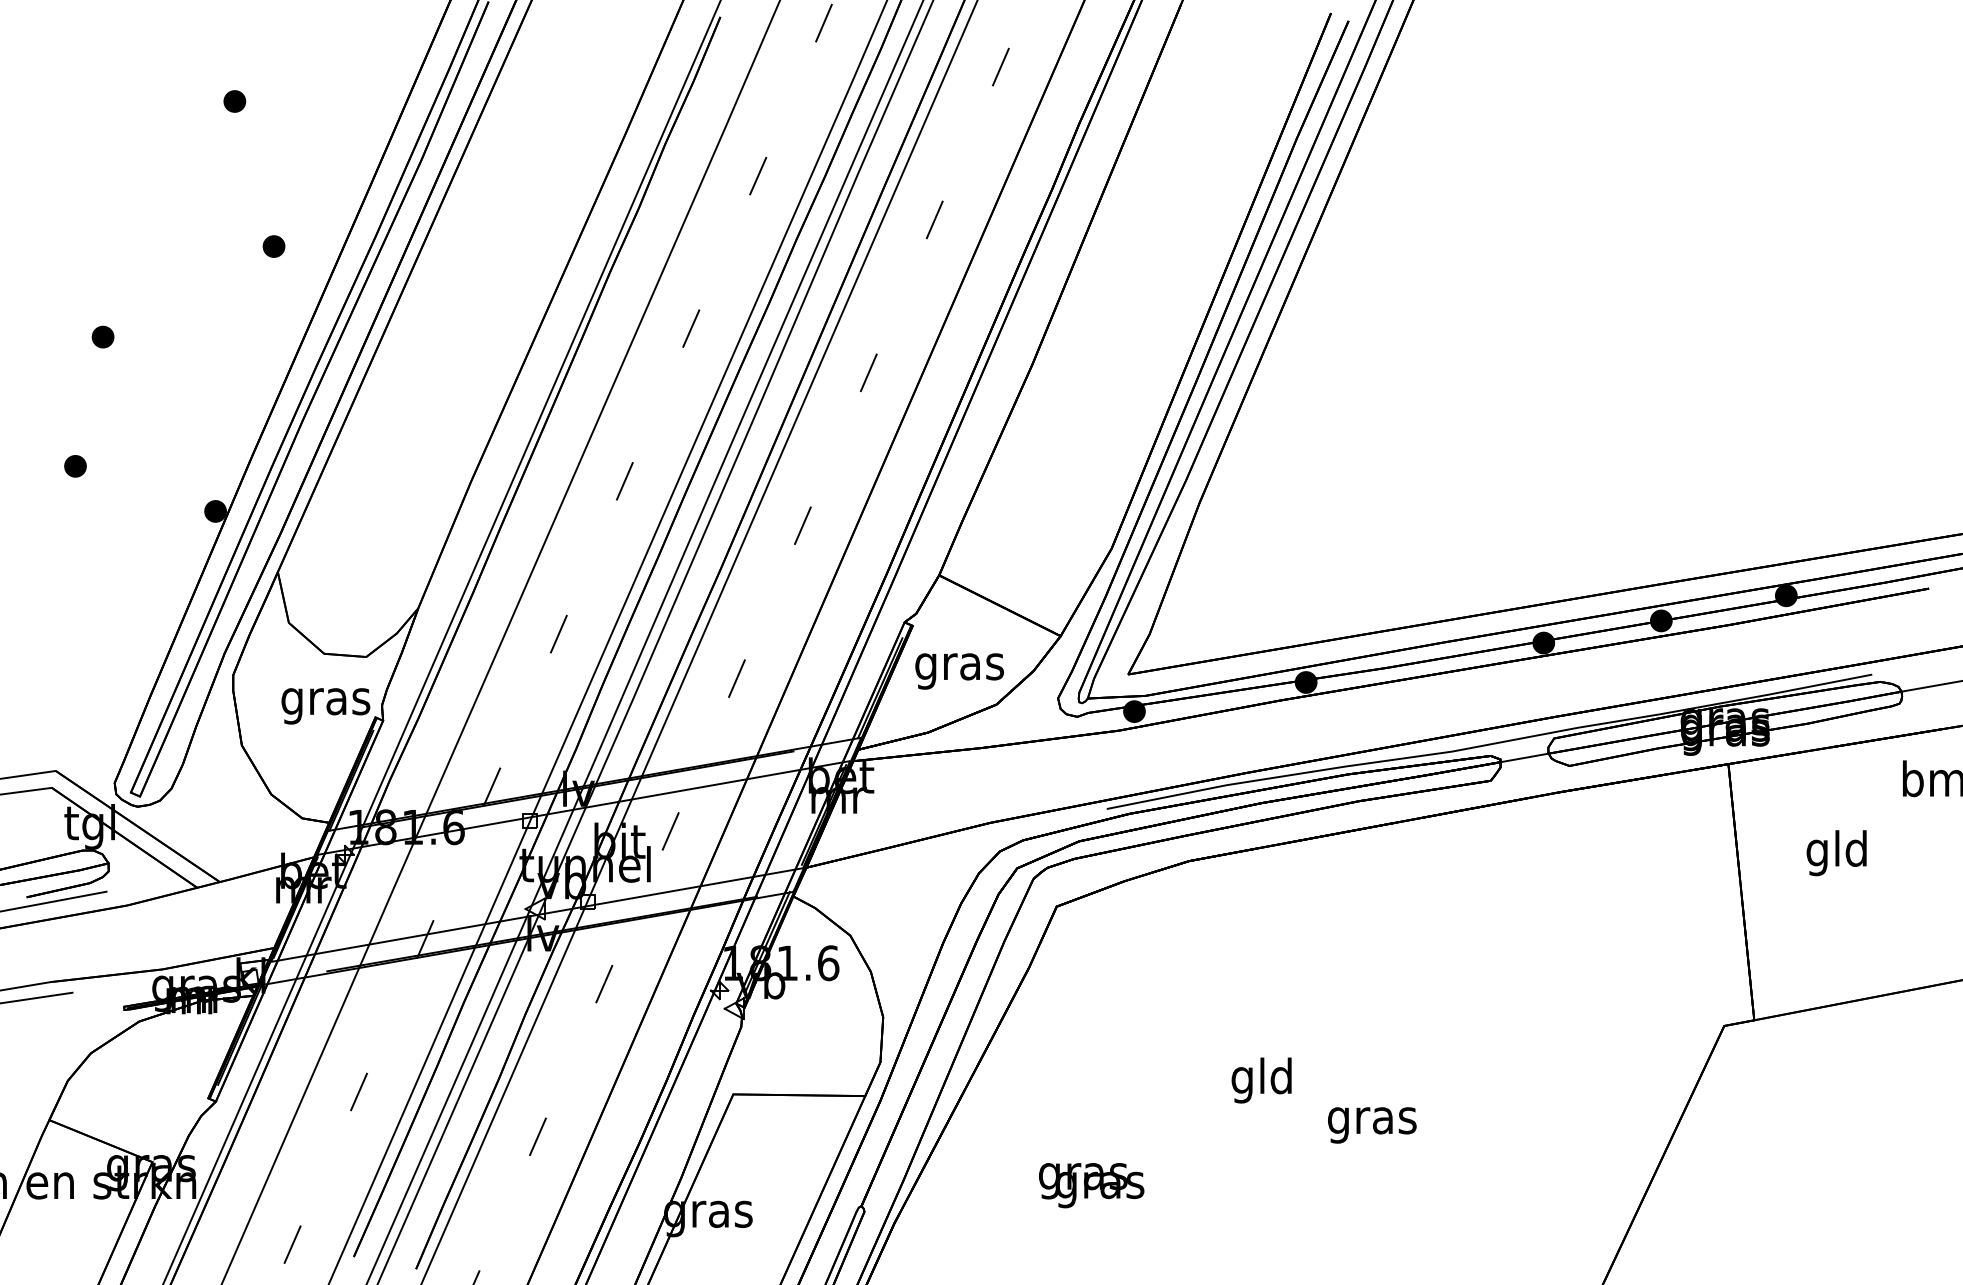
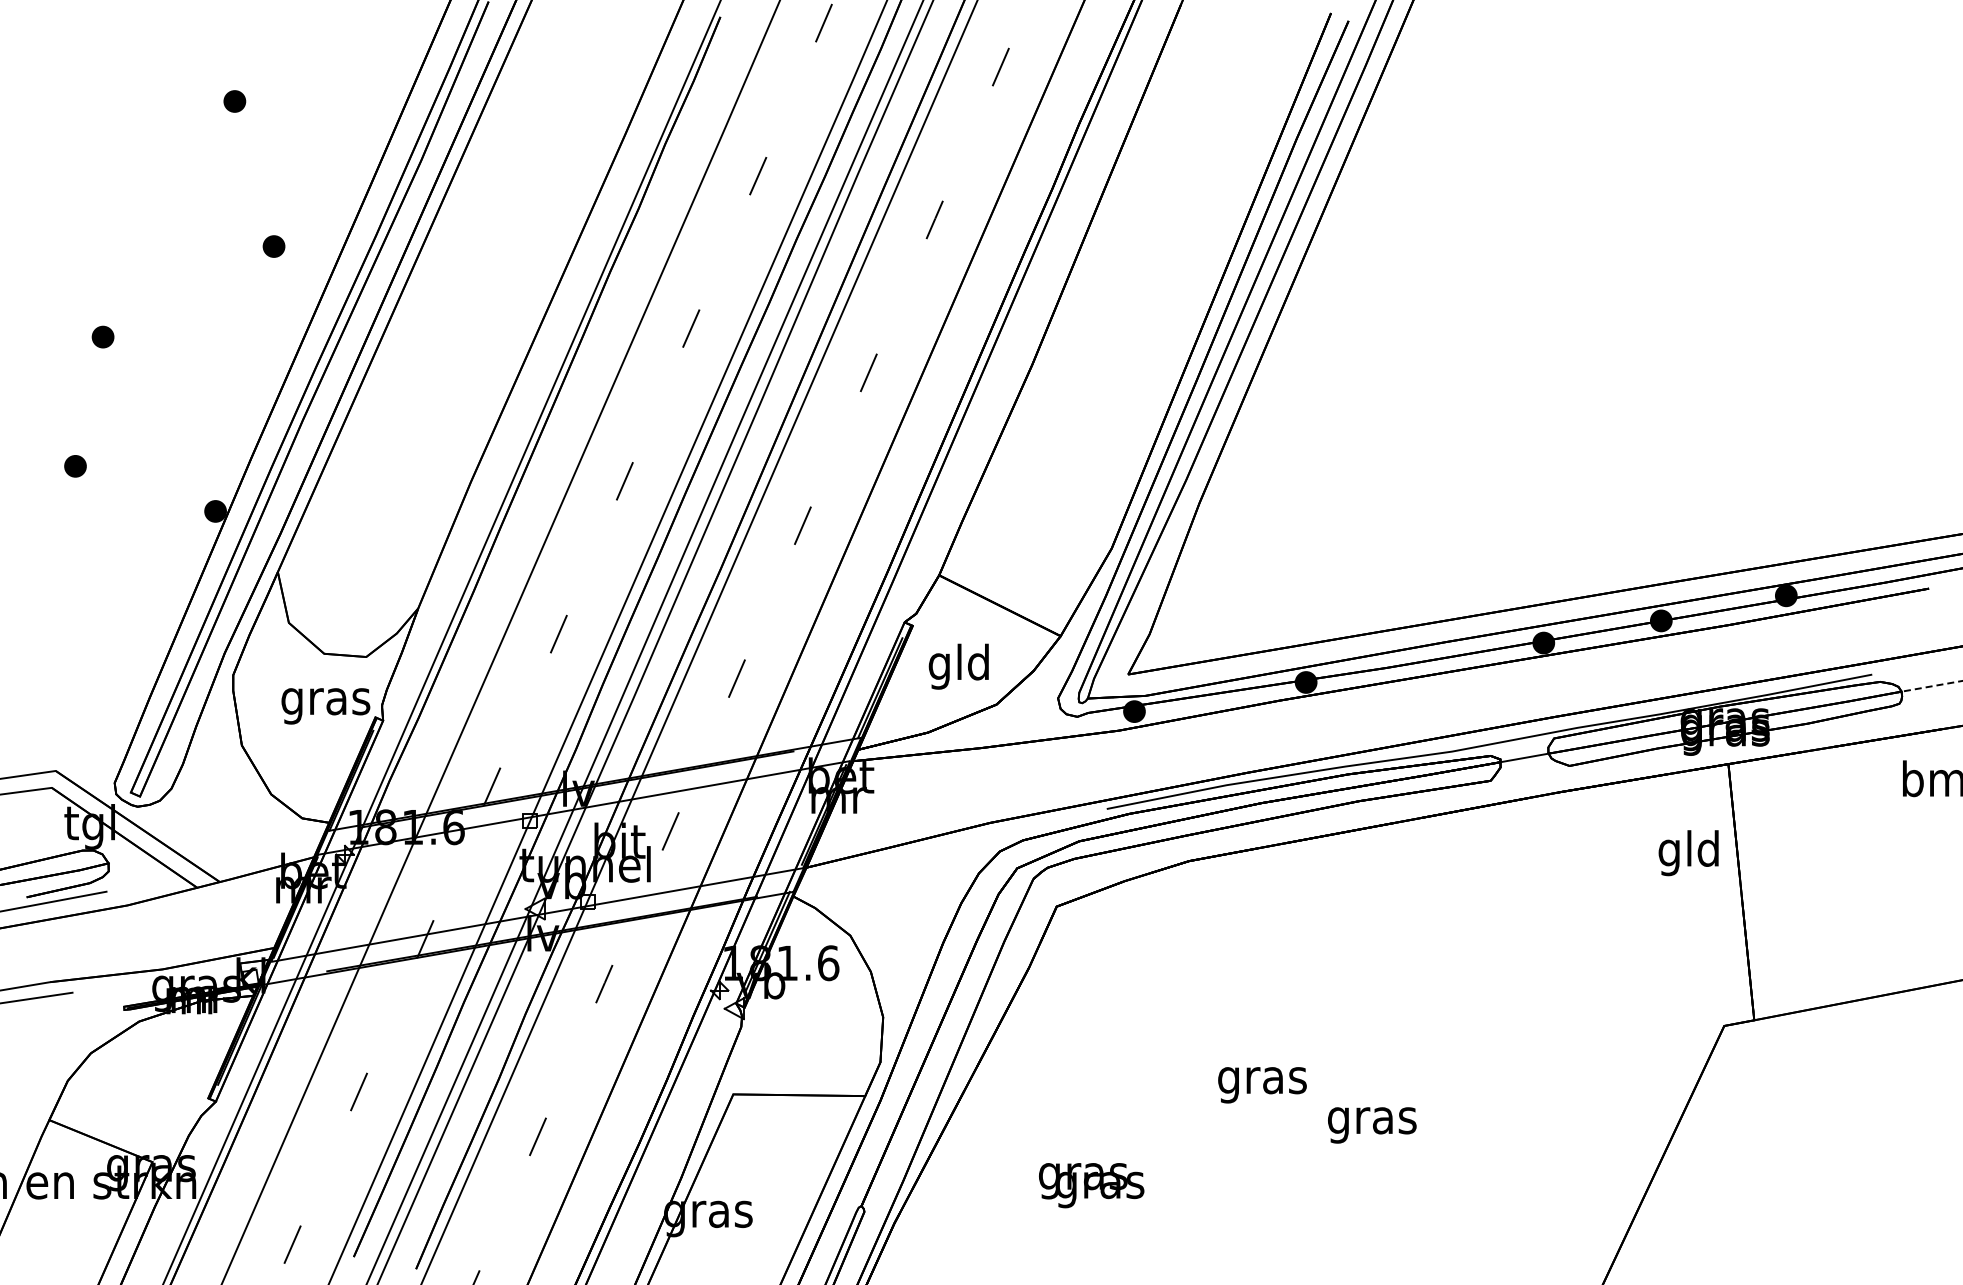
text: gras -> gld (959, 666)
line: solid -> dashed (1929, 686)
text position: (1836, 853) -> (1688, 853) (1688, 853)
text: gld -> gras (1262, 1080)
